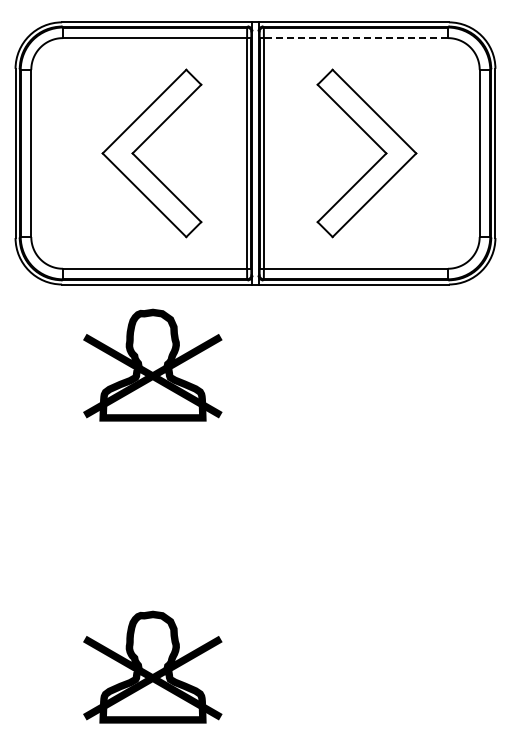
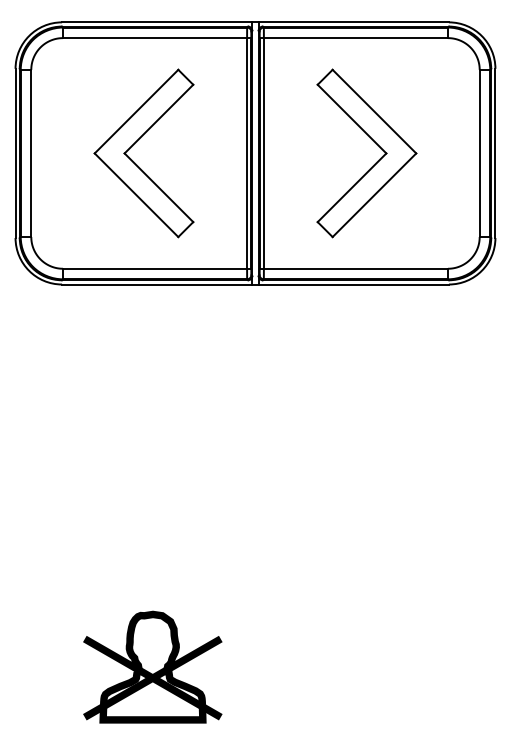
line: dashed -> solid (355, 38)
part position: (142, 161) -> (134, 161) (134, 161)
part: present -> none (152, 364)
